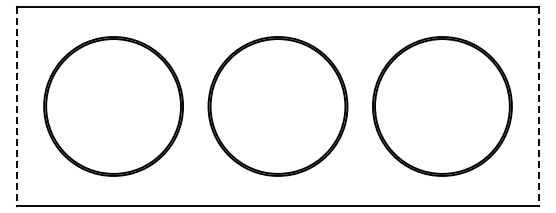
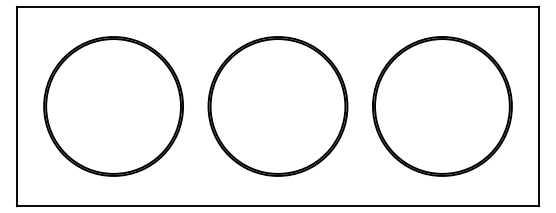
line: dashed -> solid (16, 106)
line: dashed -> solid (539, 106)
